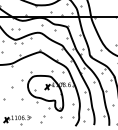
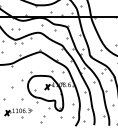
part position: (17, 120) -> (18, 113) (18, 113)
